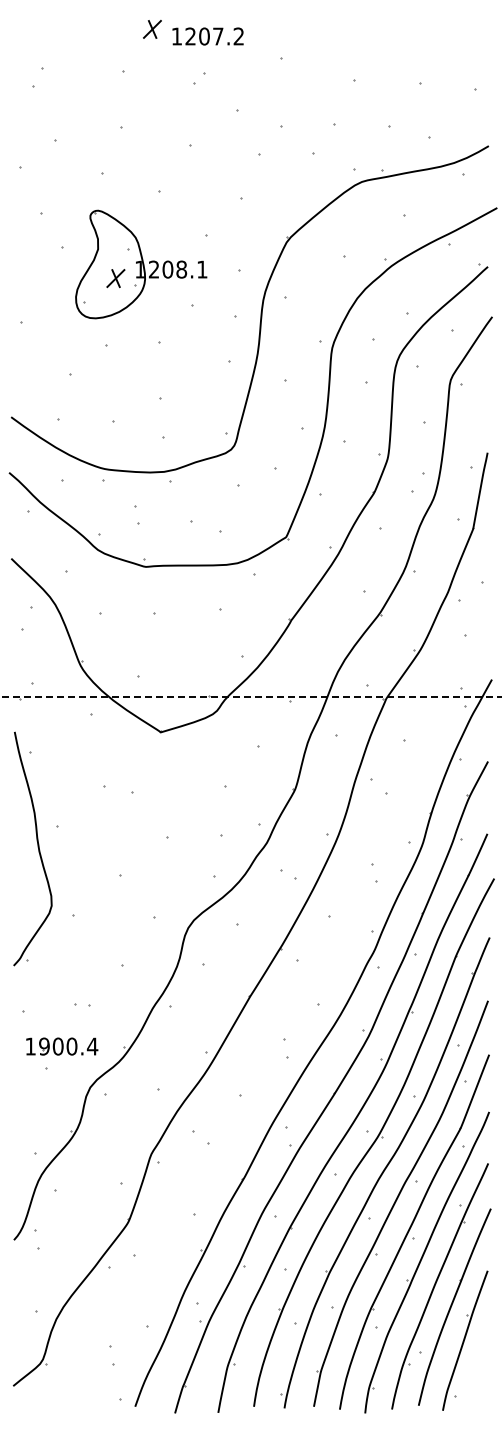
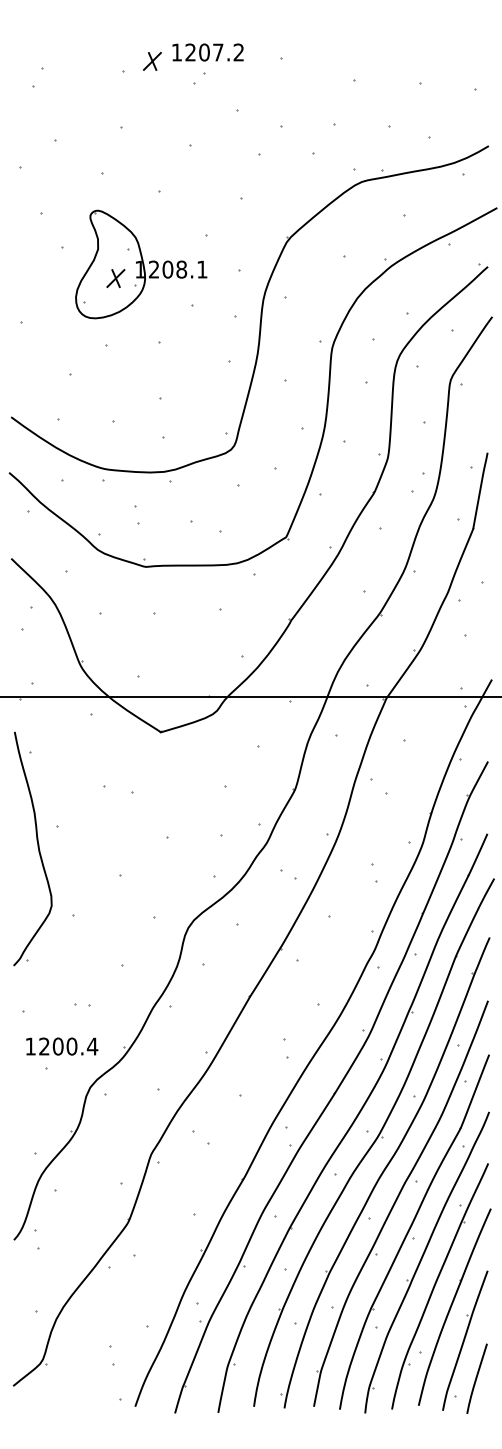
part position: (152, 29) -> (152, 61) (152, 61)
text position: (207, 36) -> (207, 52) (207, 52)
line: dashed -> solid (251, 696)
text: 1900.4 -> 1200.4 (44, 1046)
curve: none -> present (476, 1378)
